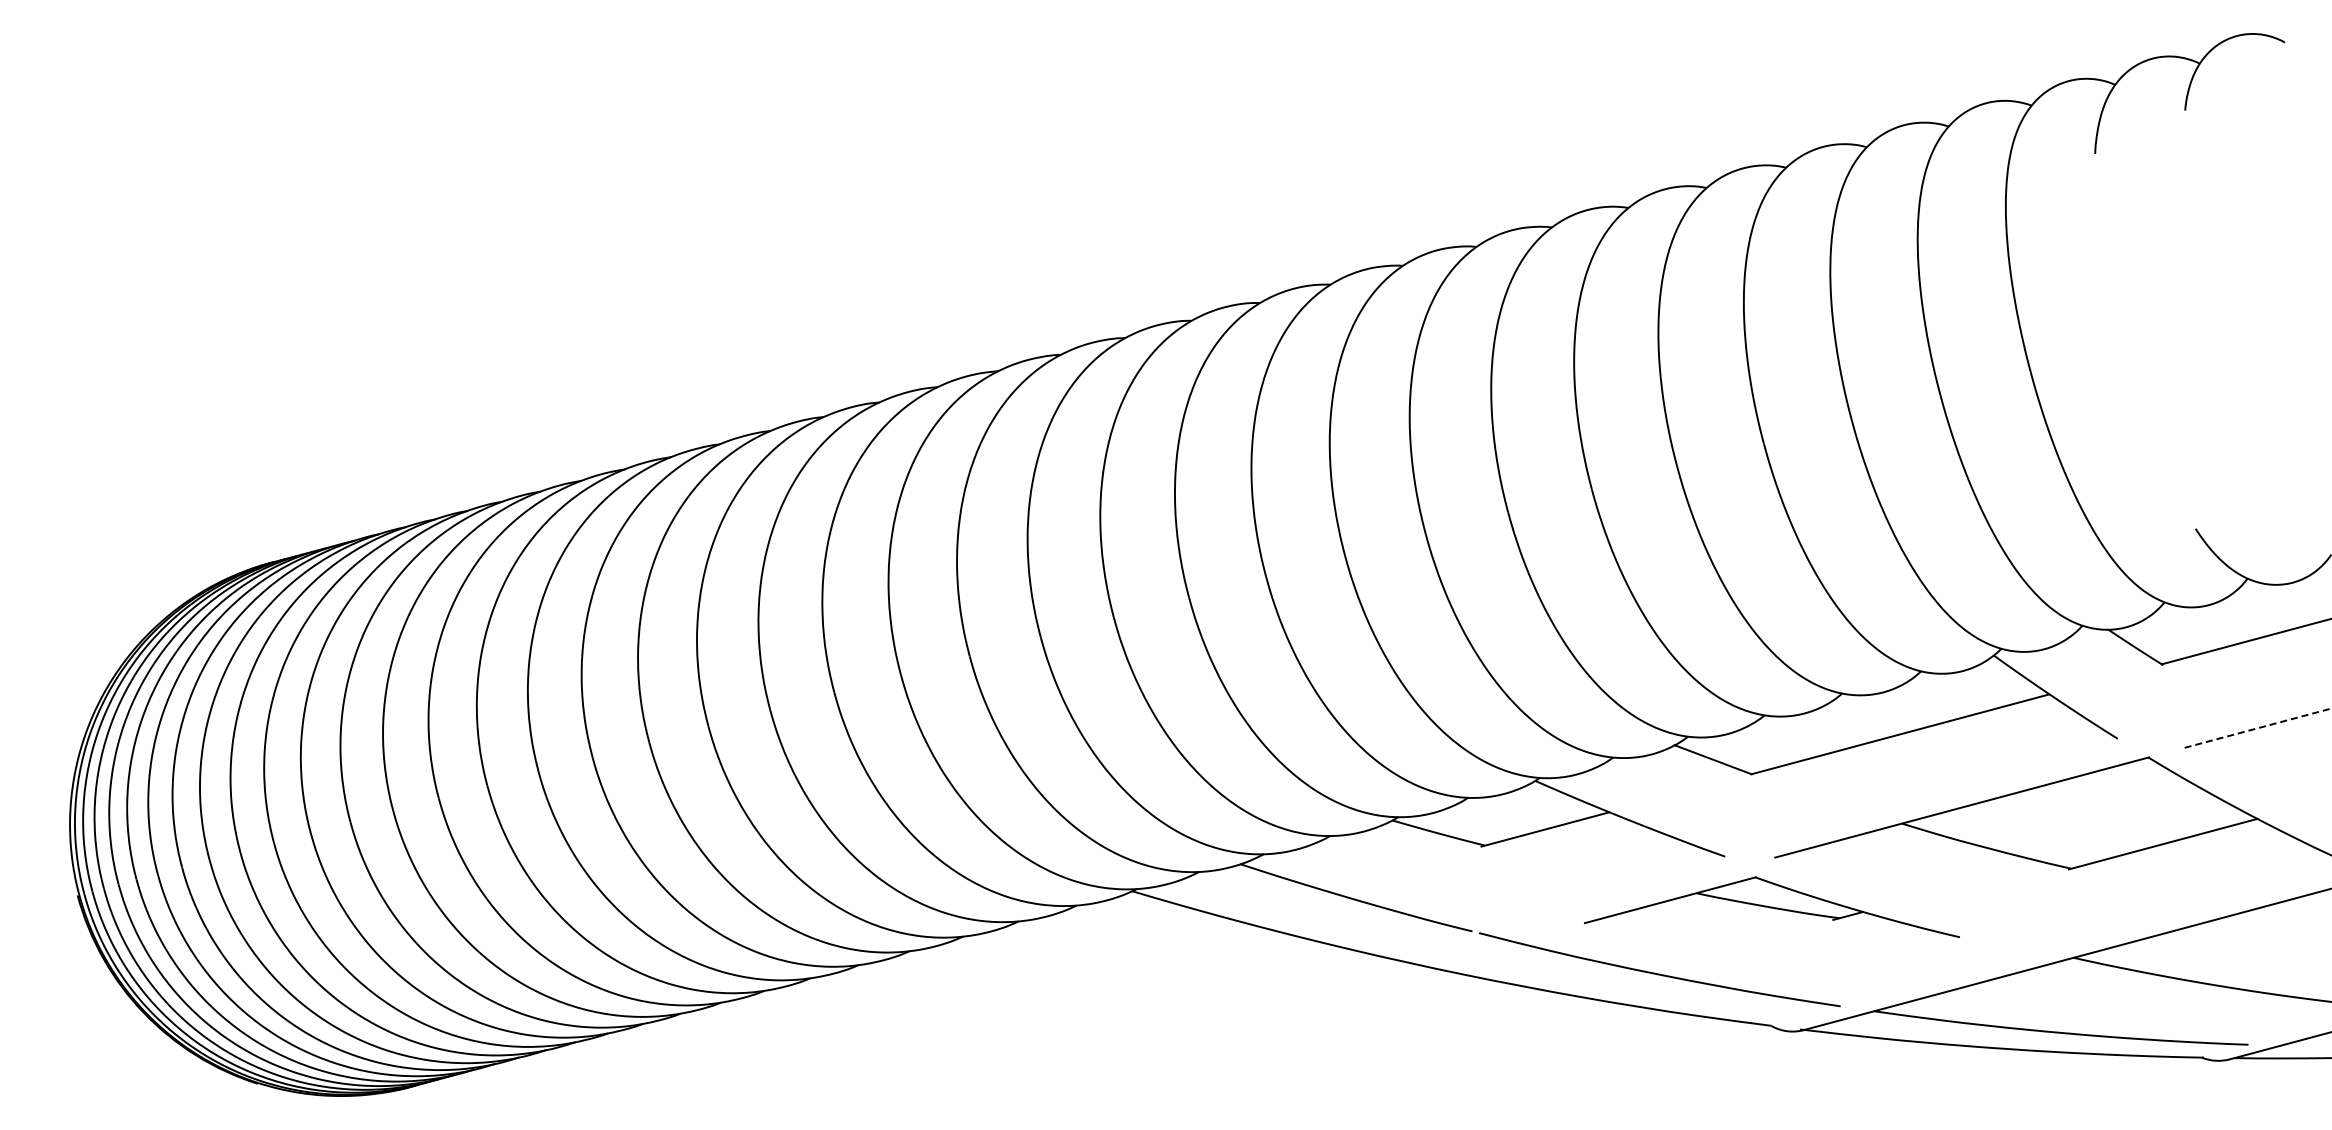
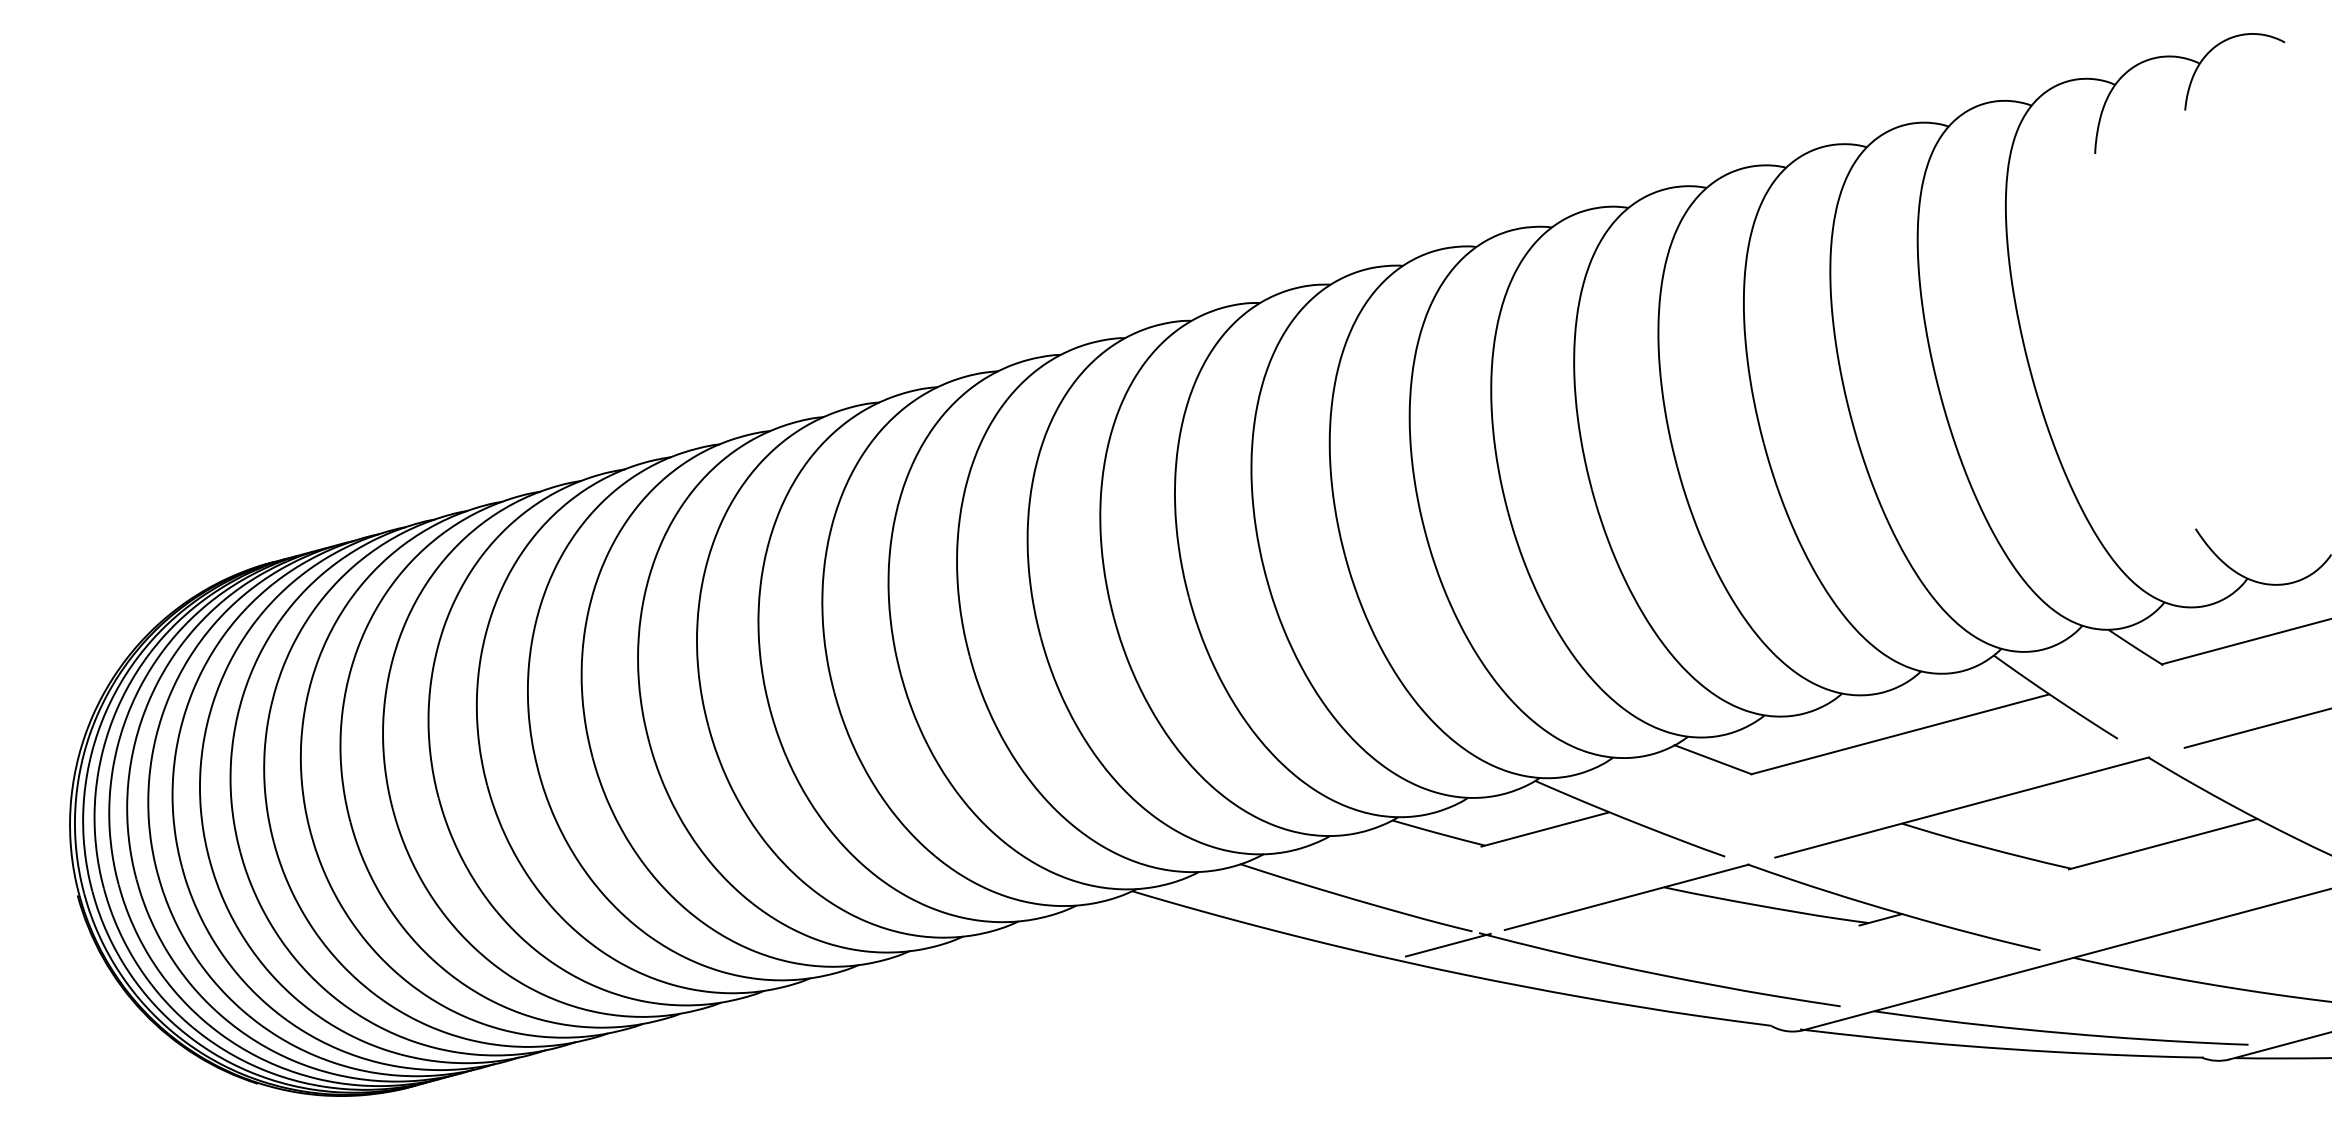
line: dashed -> solid (2258, 728)
part size: 376x62 px -> 538x88 px (1771, 906)
line: none -> present (1447, 944)
